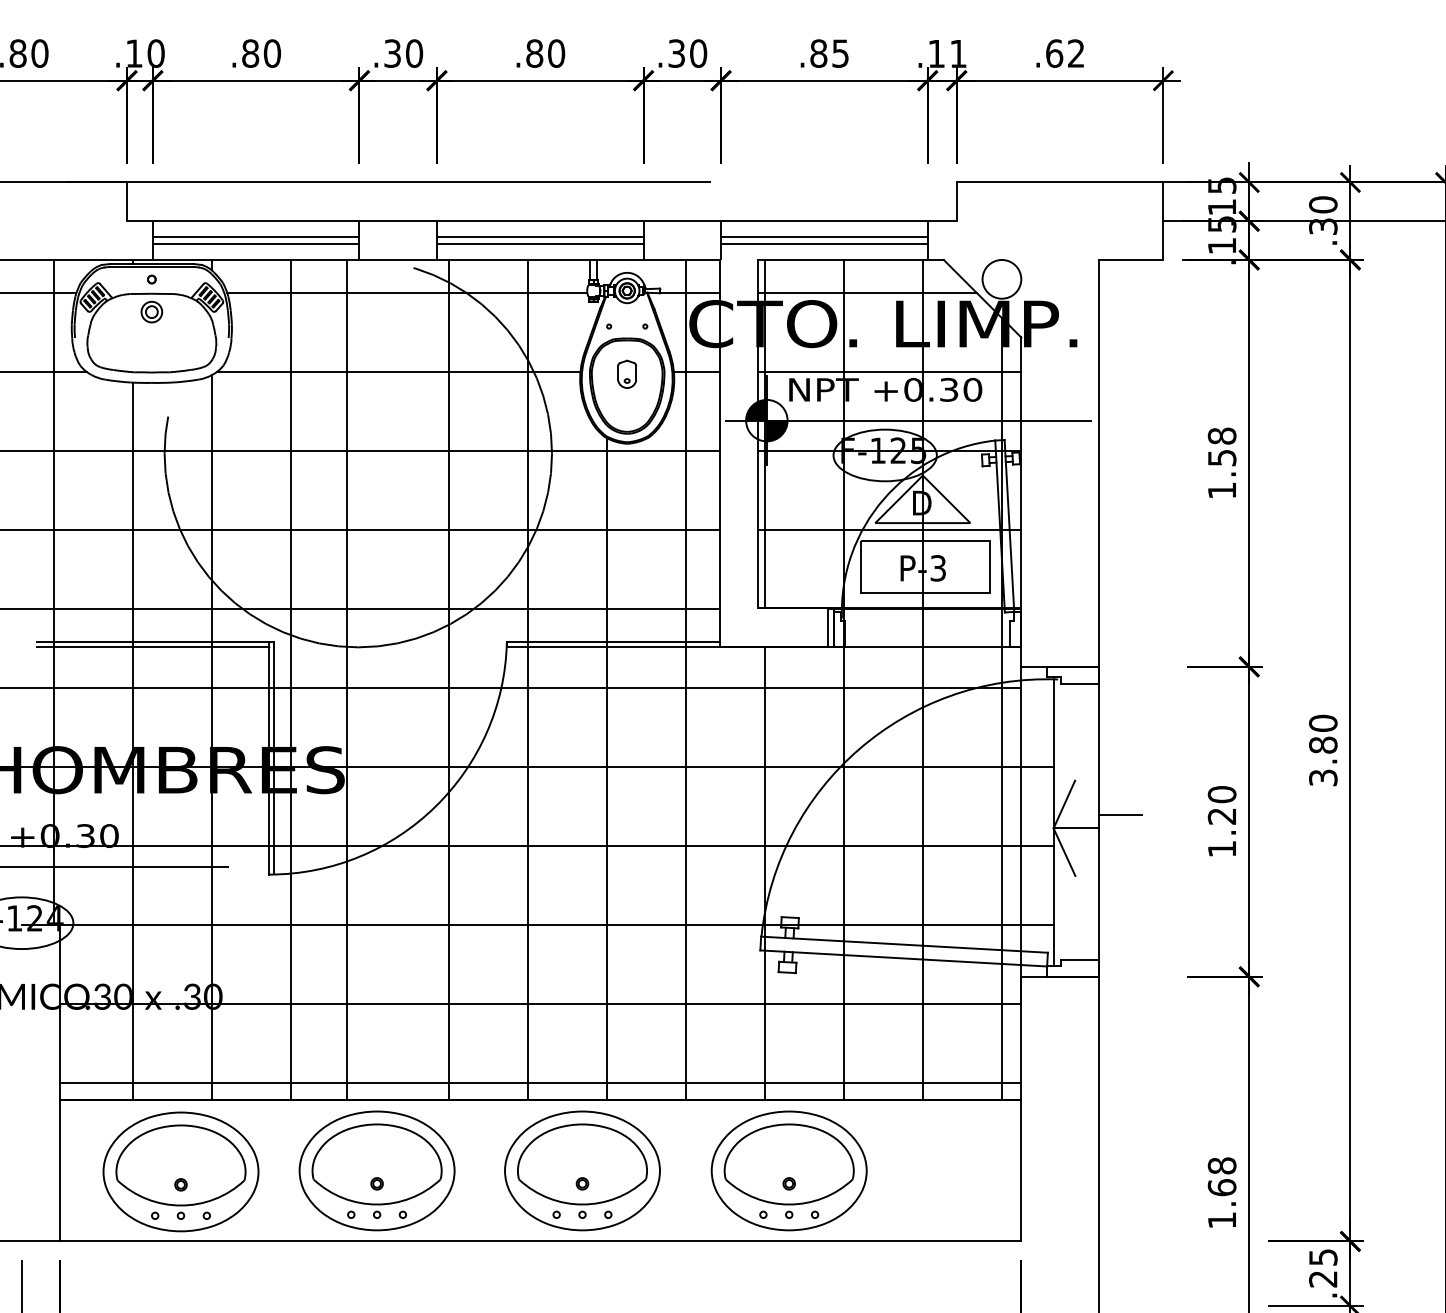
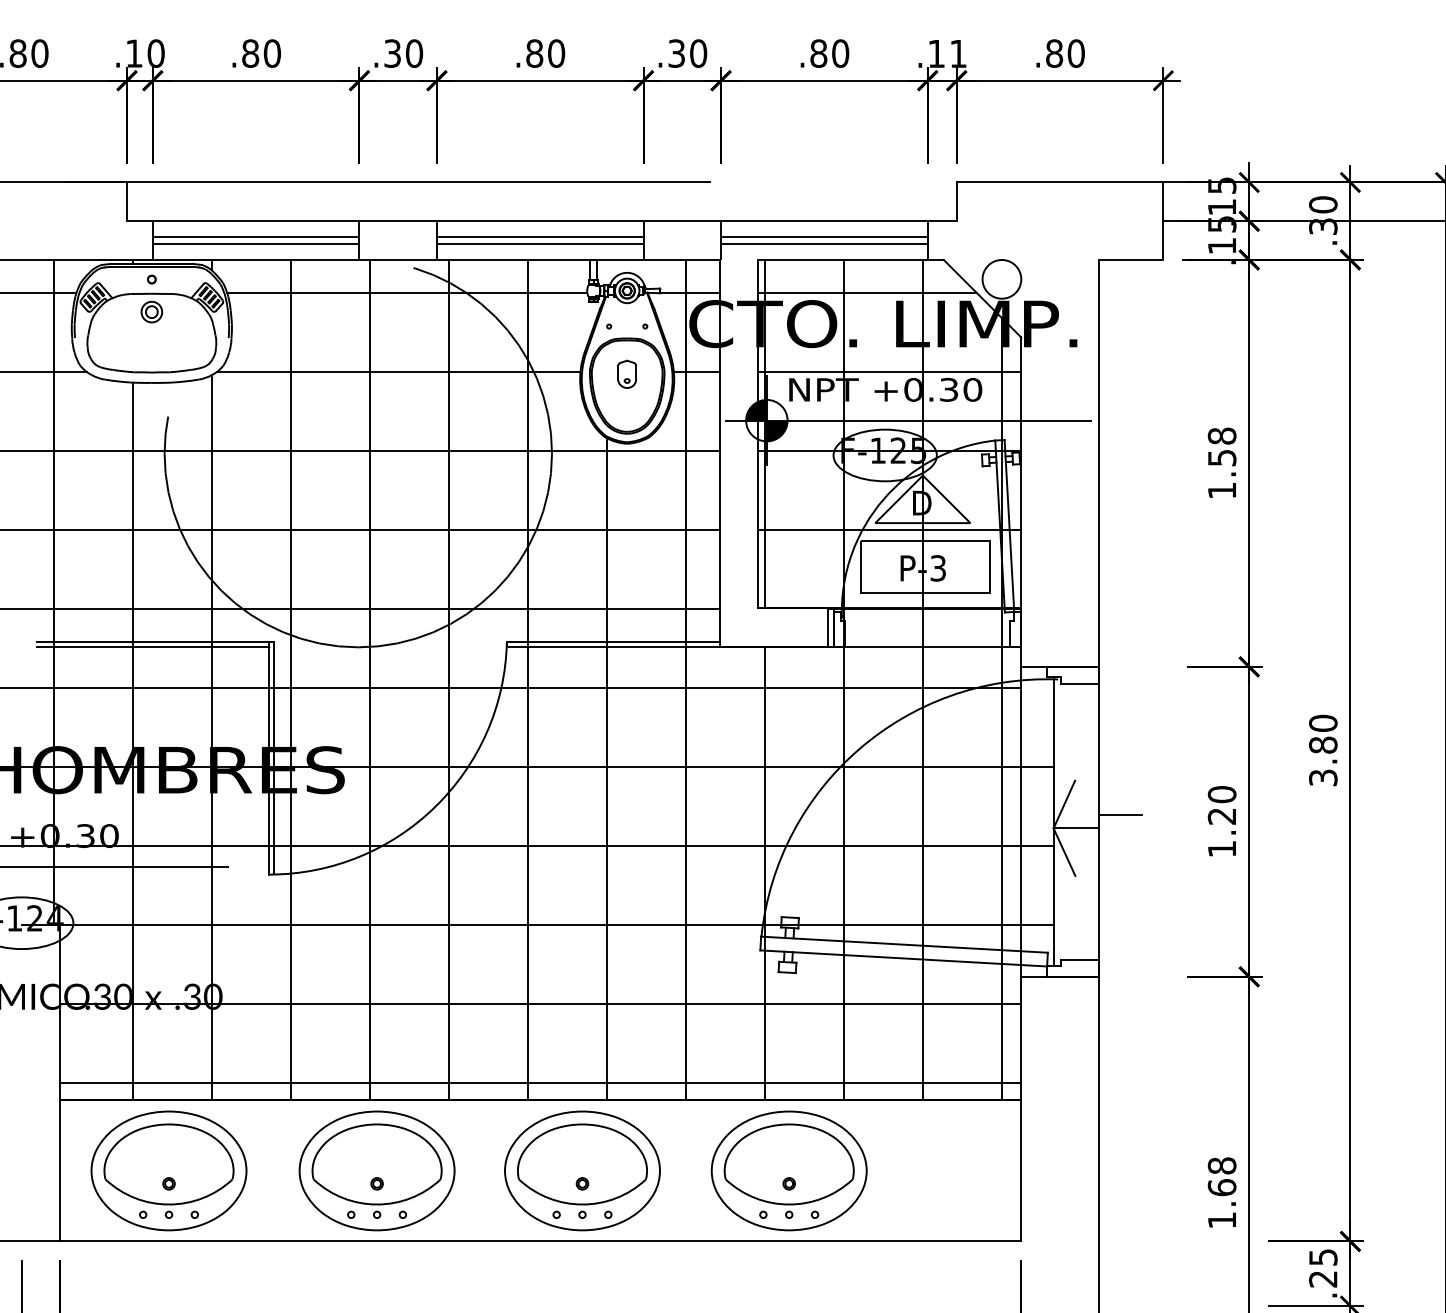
text: .85 -> .80 (840, 53)
text: .62 -> .80 (1065, 53)
line position: (346, 679) -> (369, 679) (369, 679)
part position: (180, 1171) -> (168, 1170) (168, 1170)
